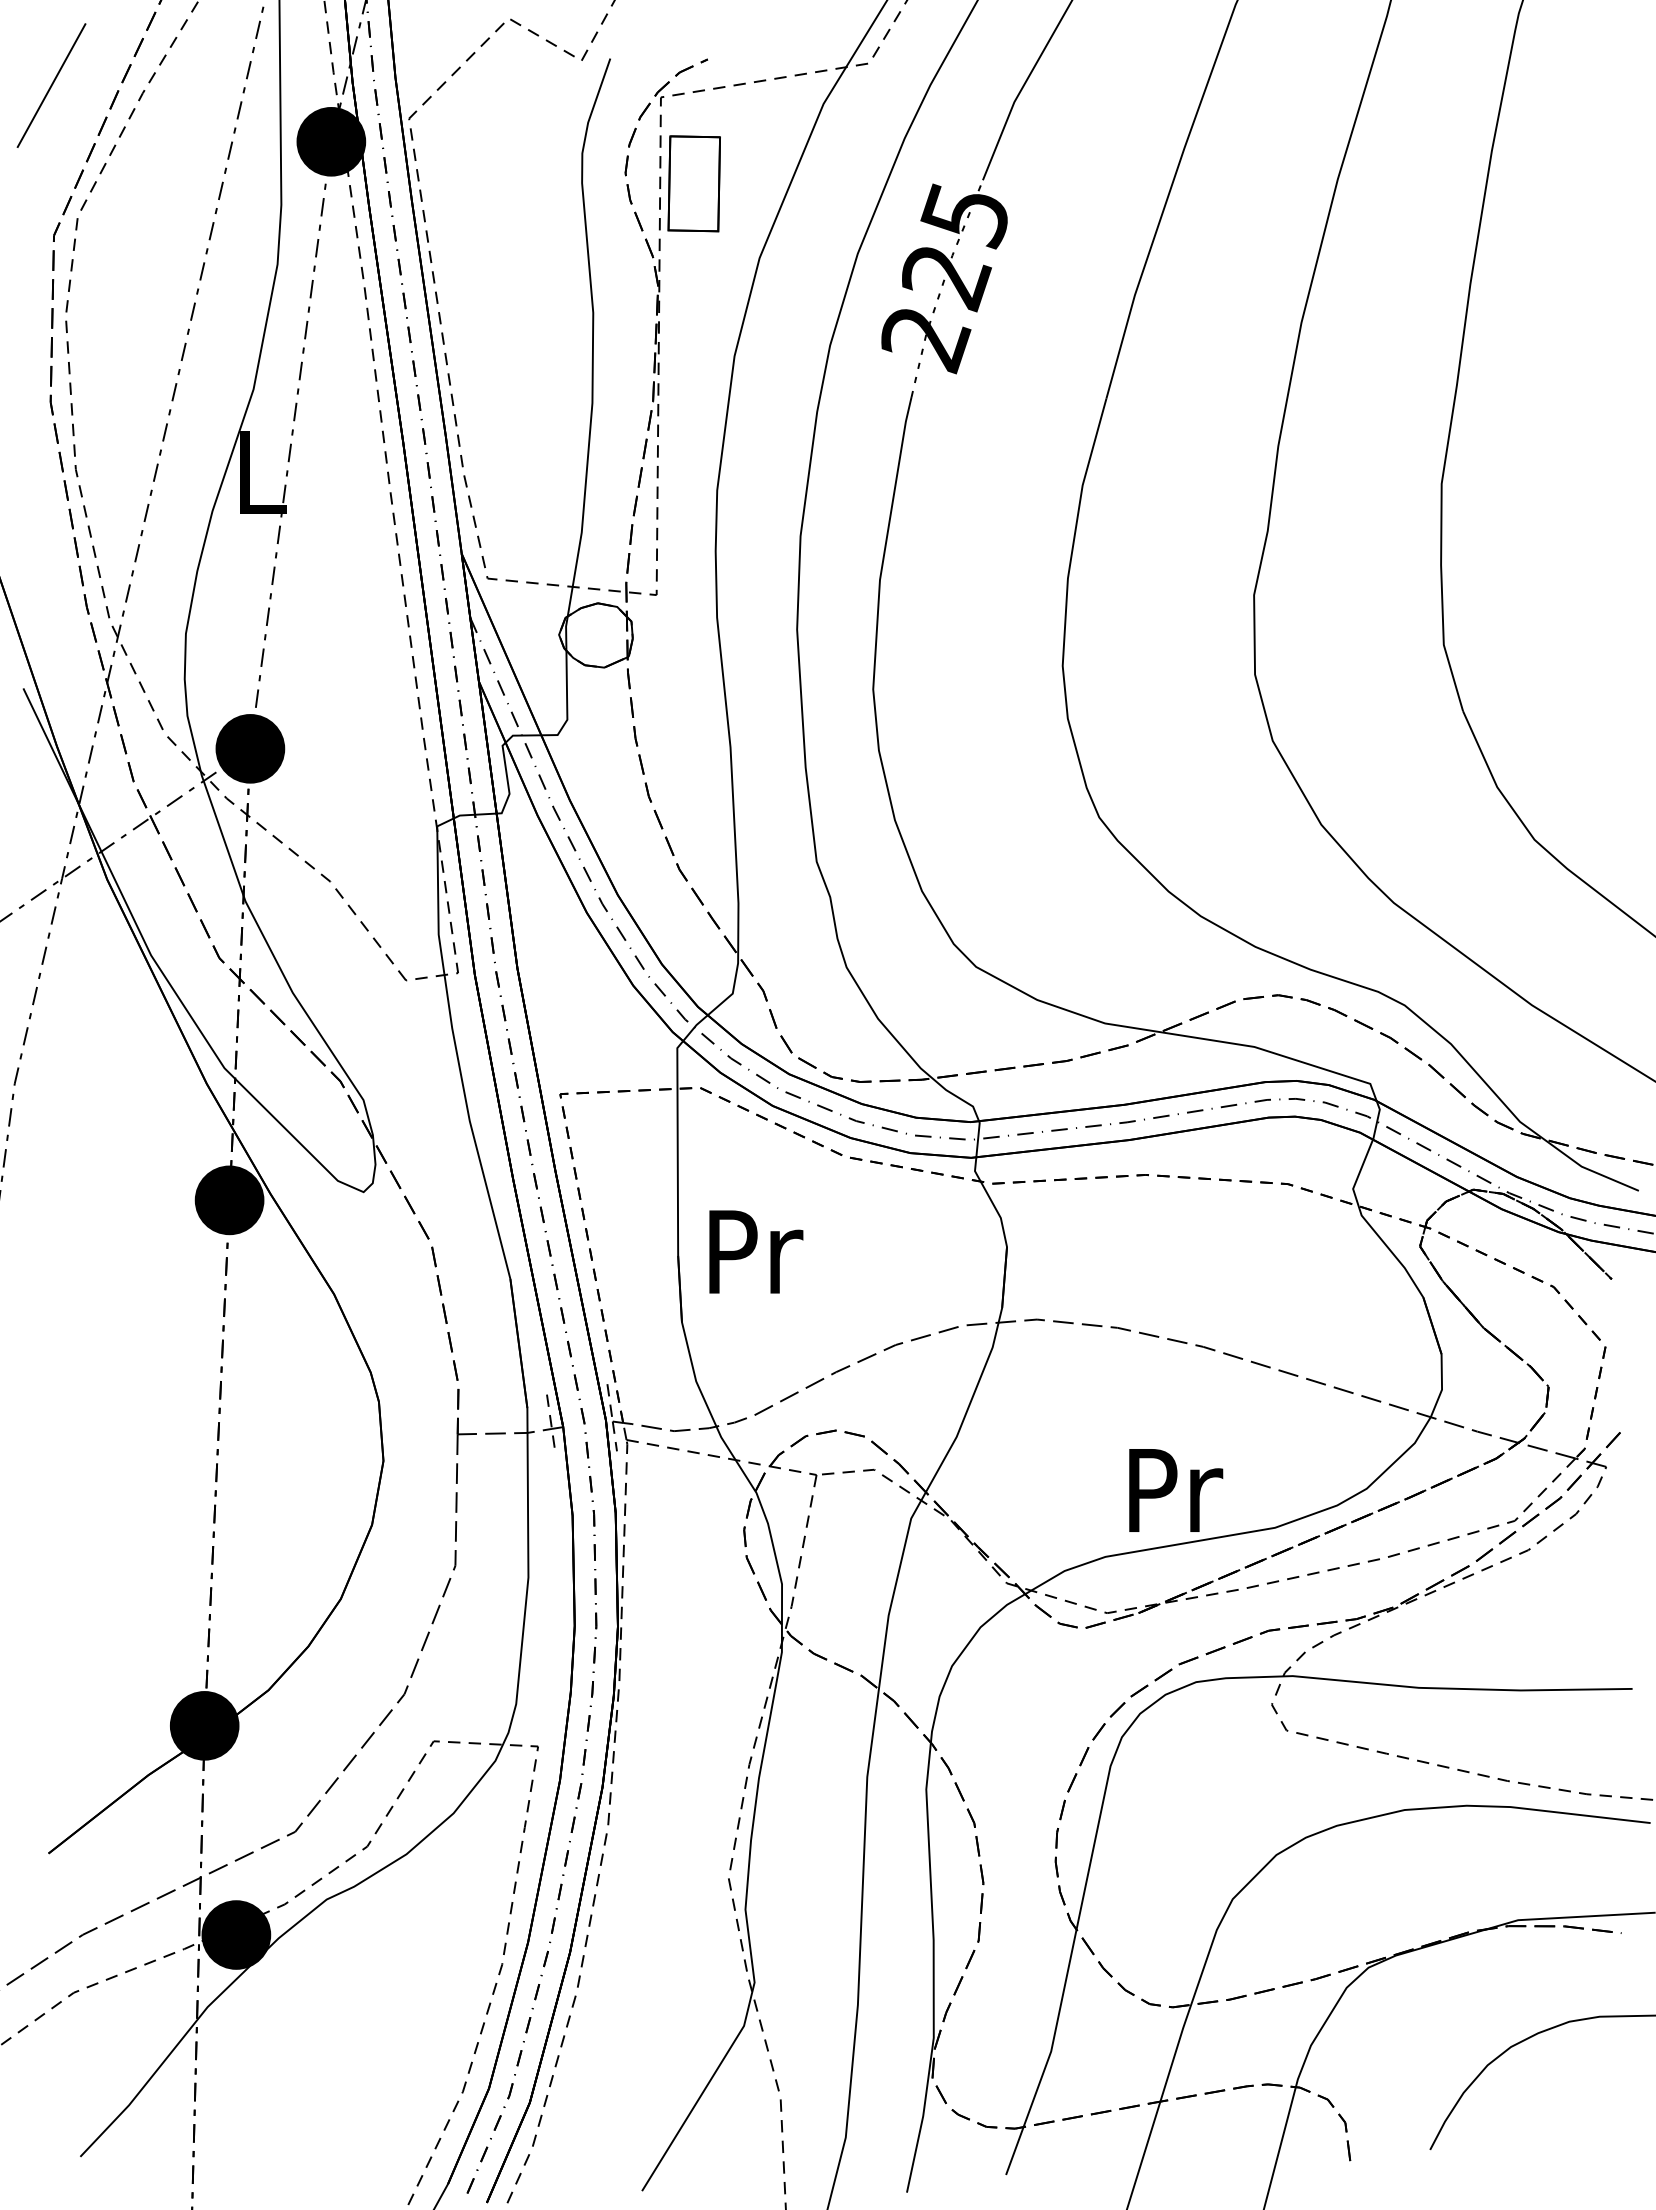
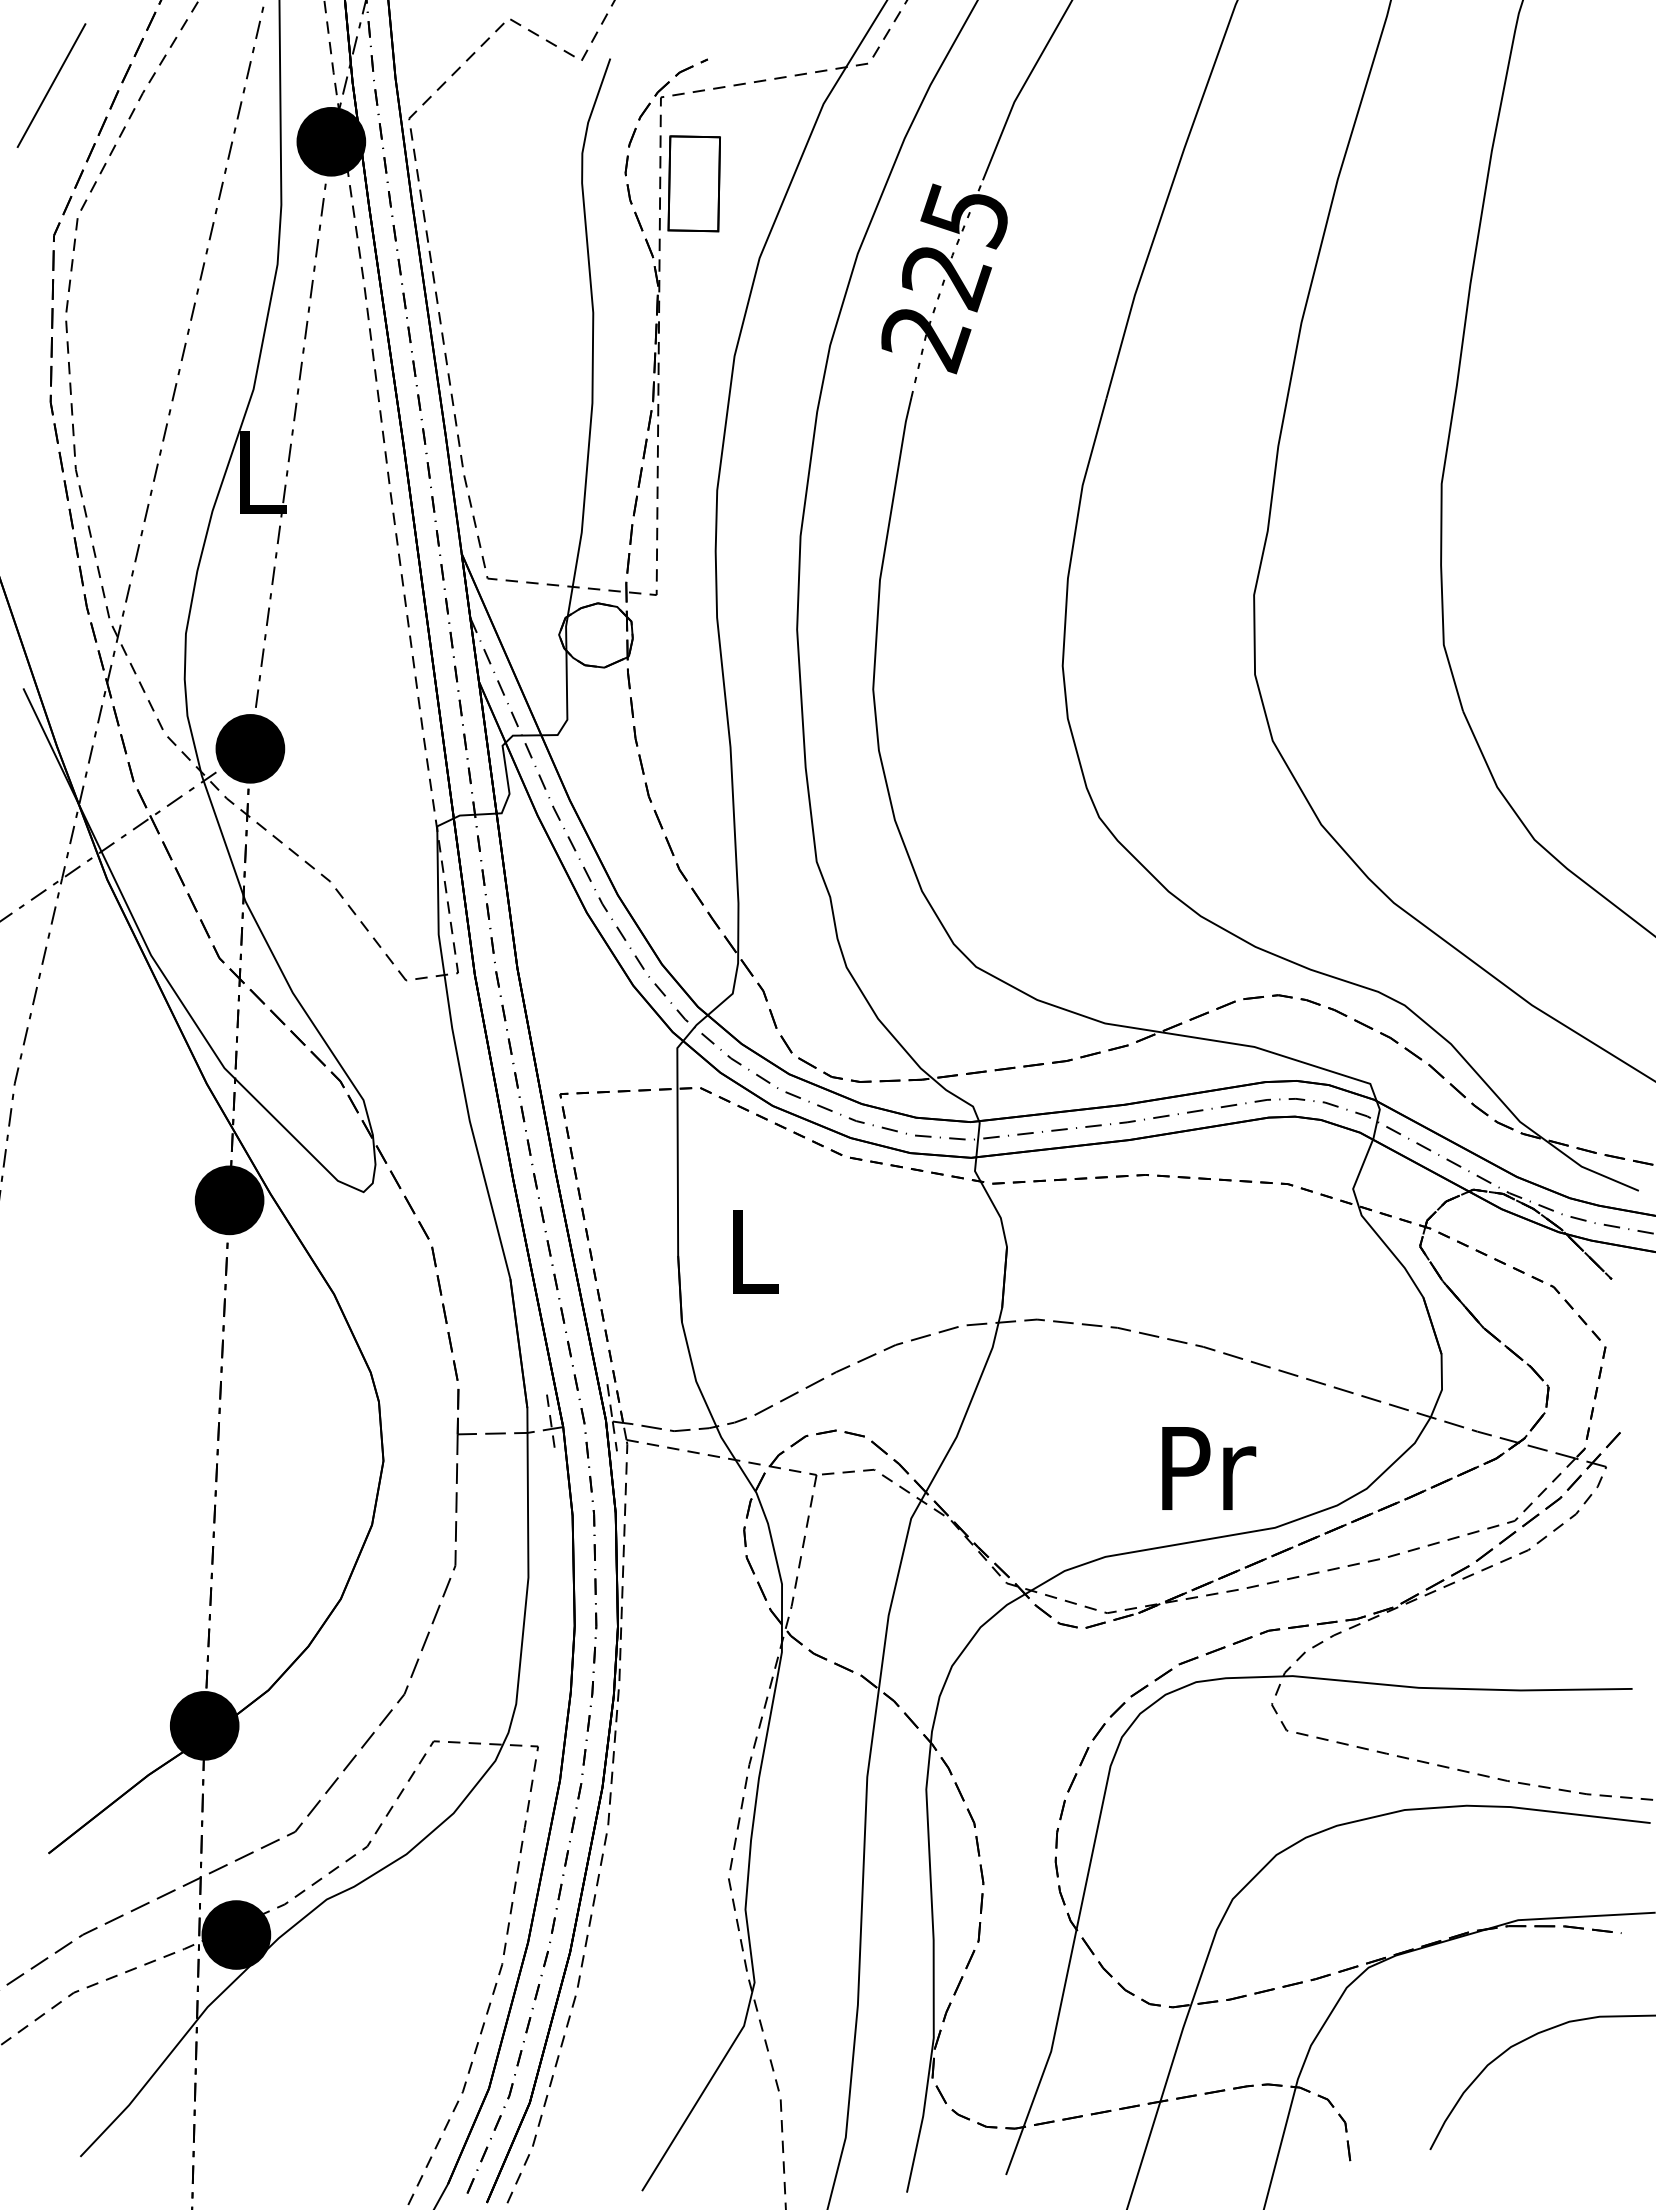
text: Pr -> L (756, 1251)
text position: (1176, 1490) -> (1209, 1468) (1209, 1468)
